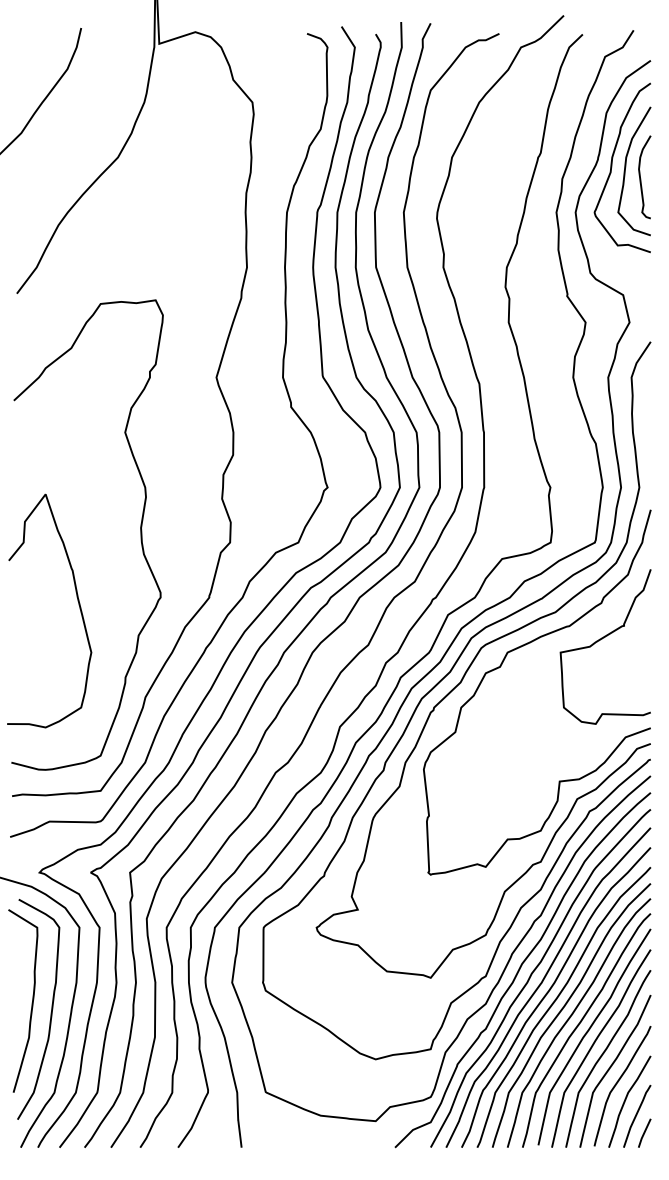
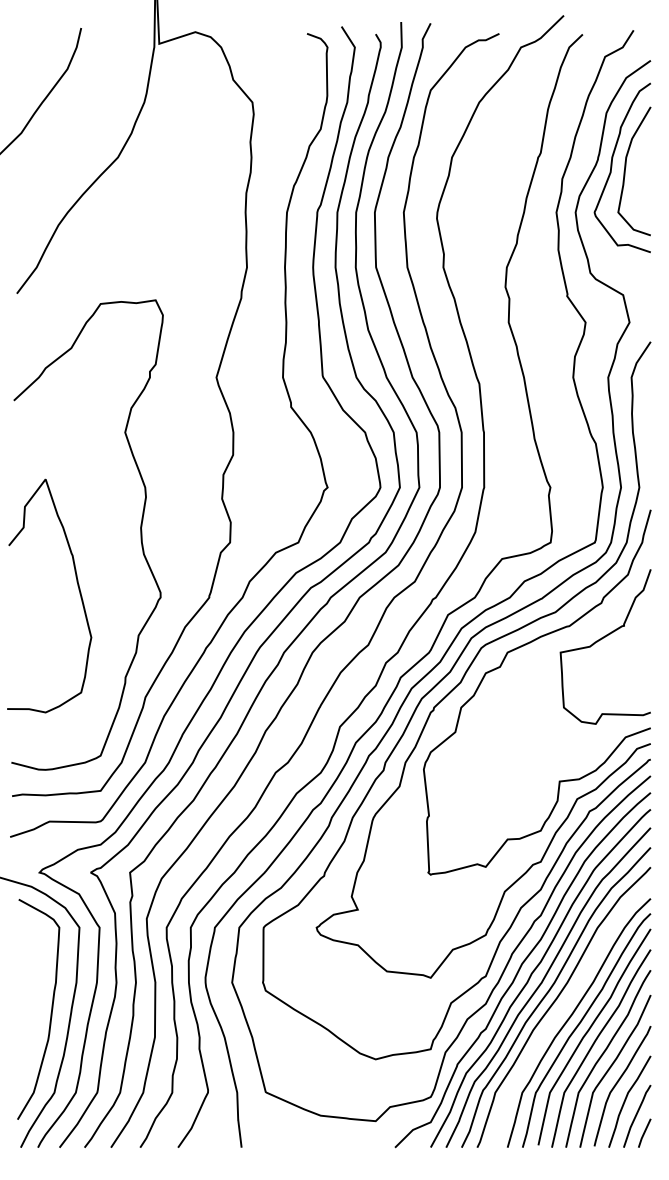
curve: present -> none (641, 178)
curve position: (77, 601) -> (77, 586) (77, 586)
curve: present -> none (31, 1002)
curve: present -> none (563, 1009)
